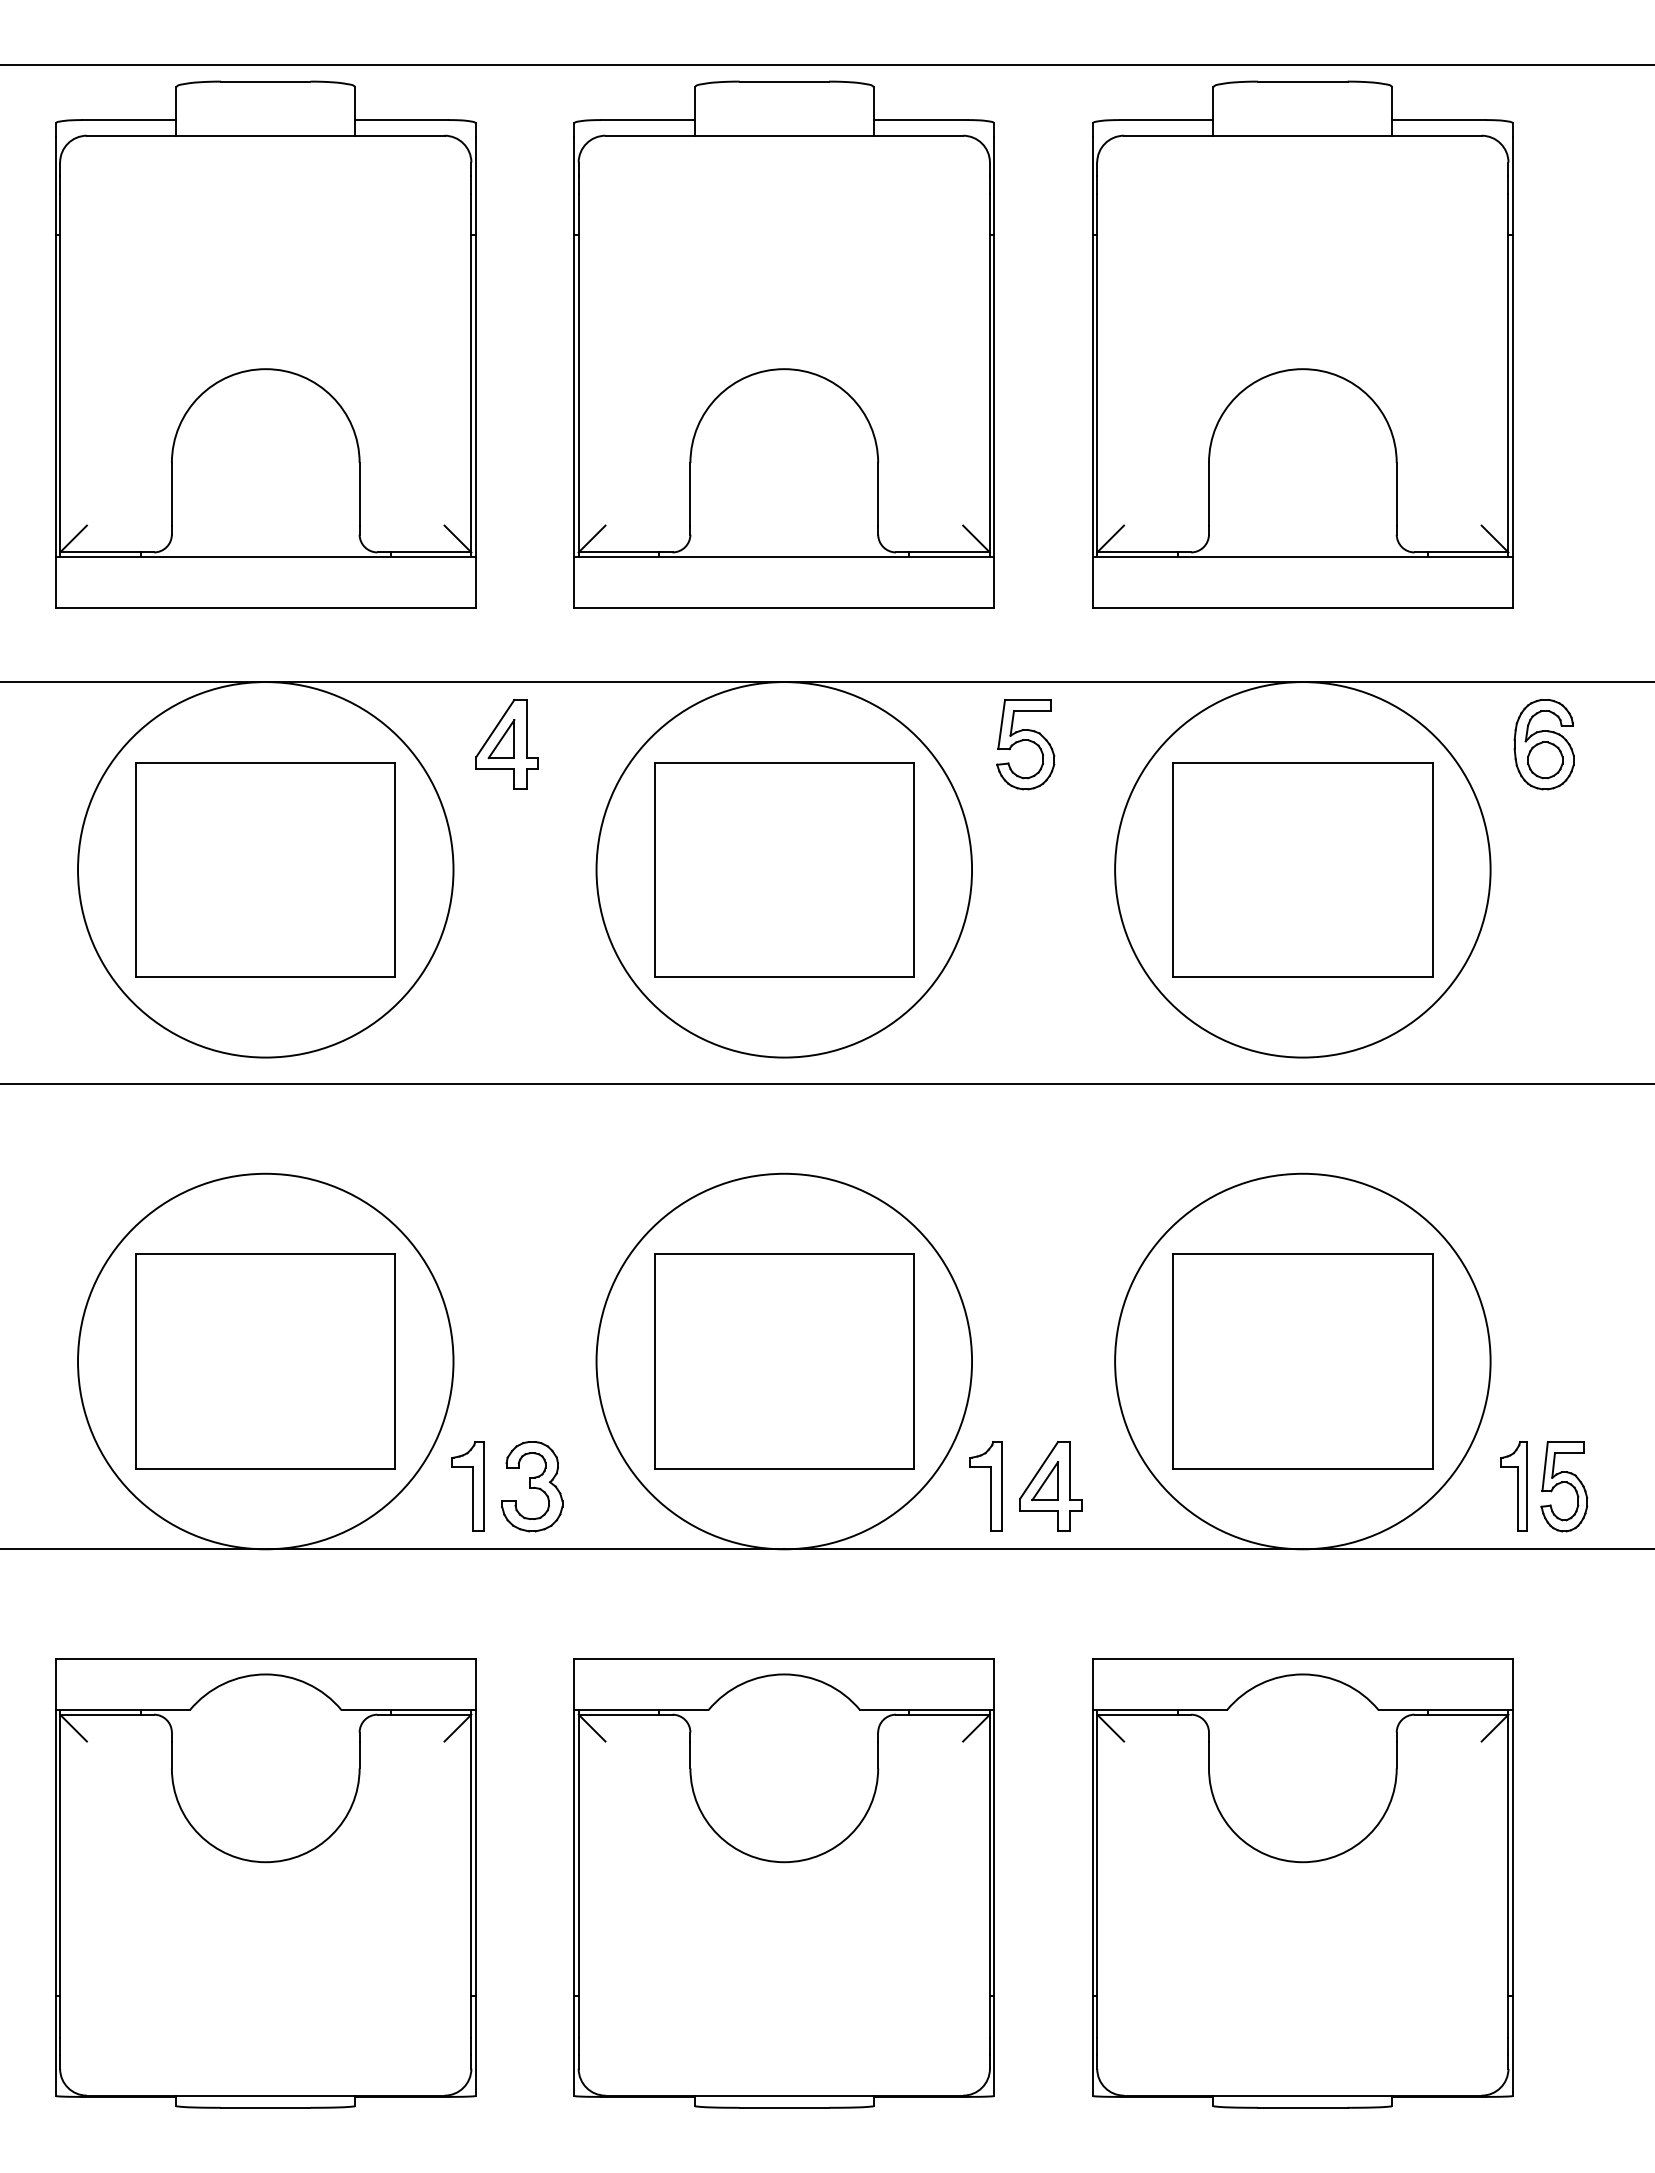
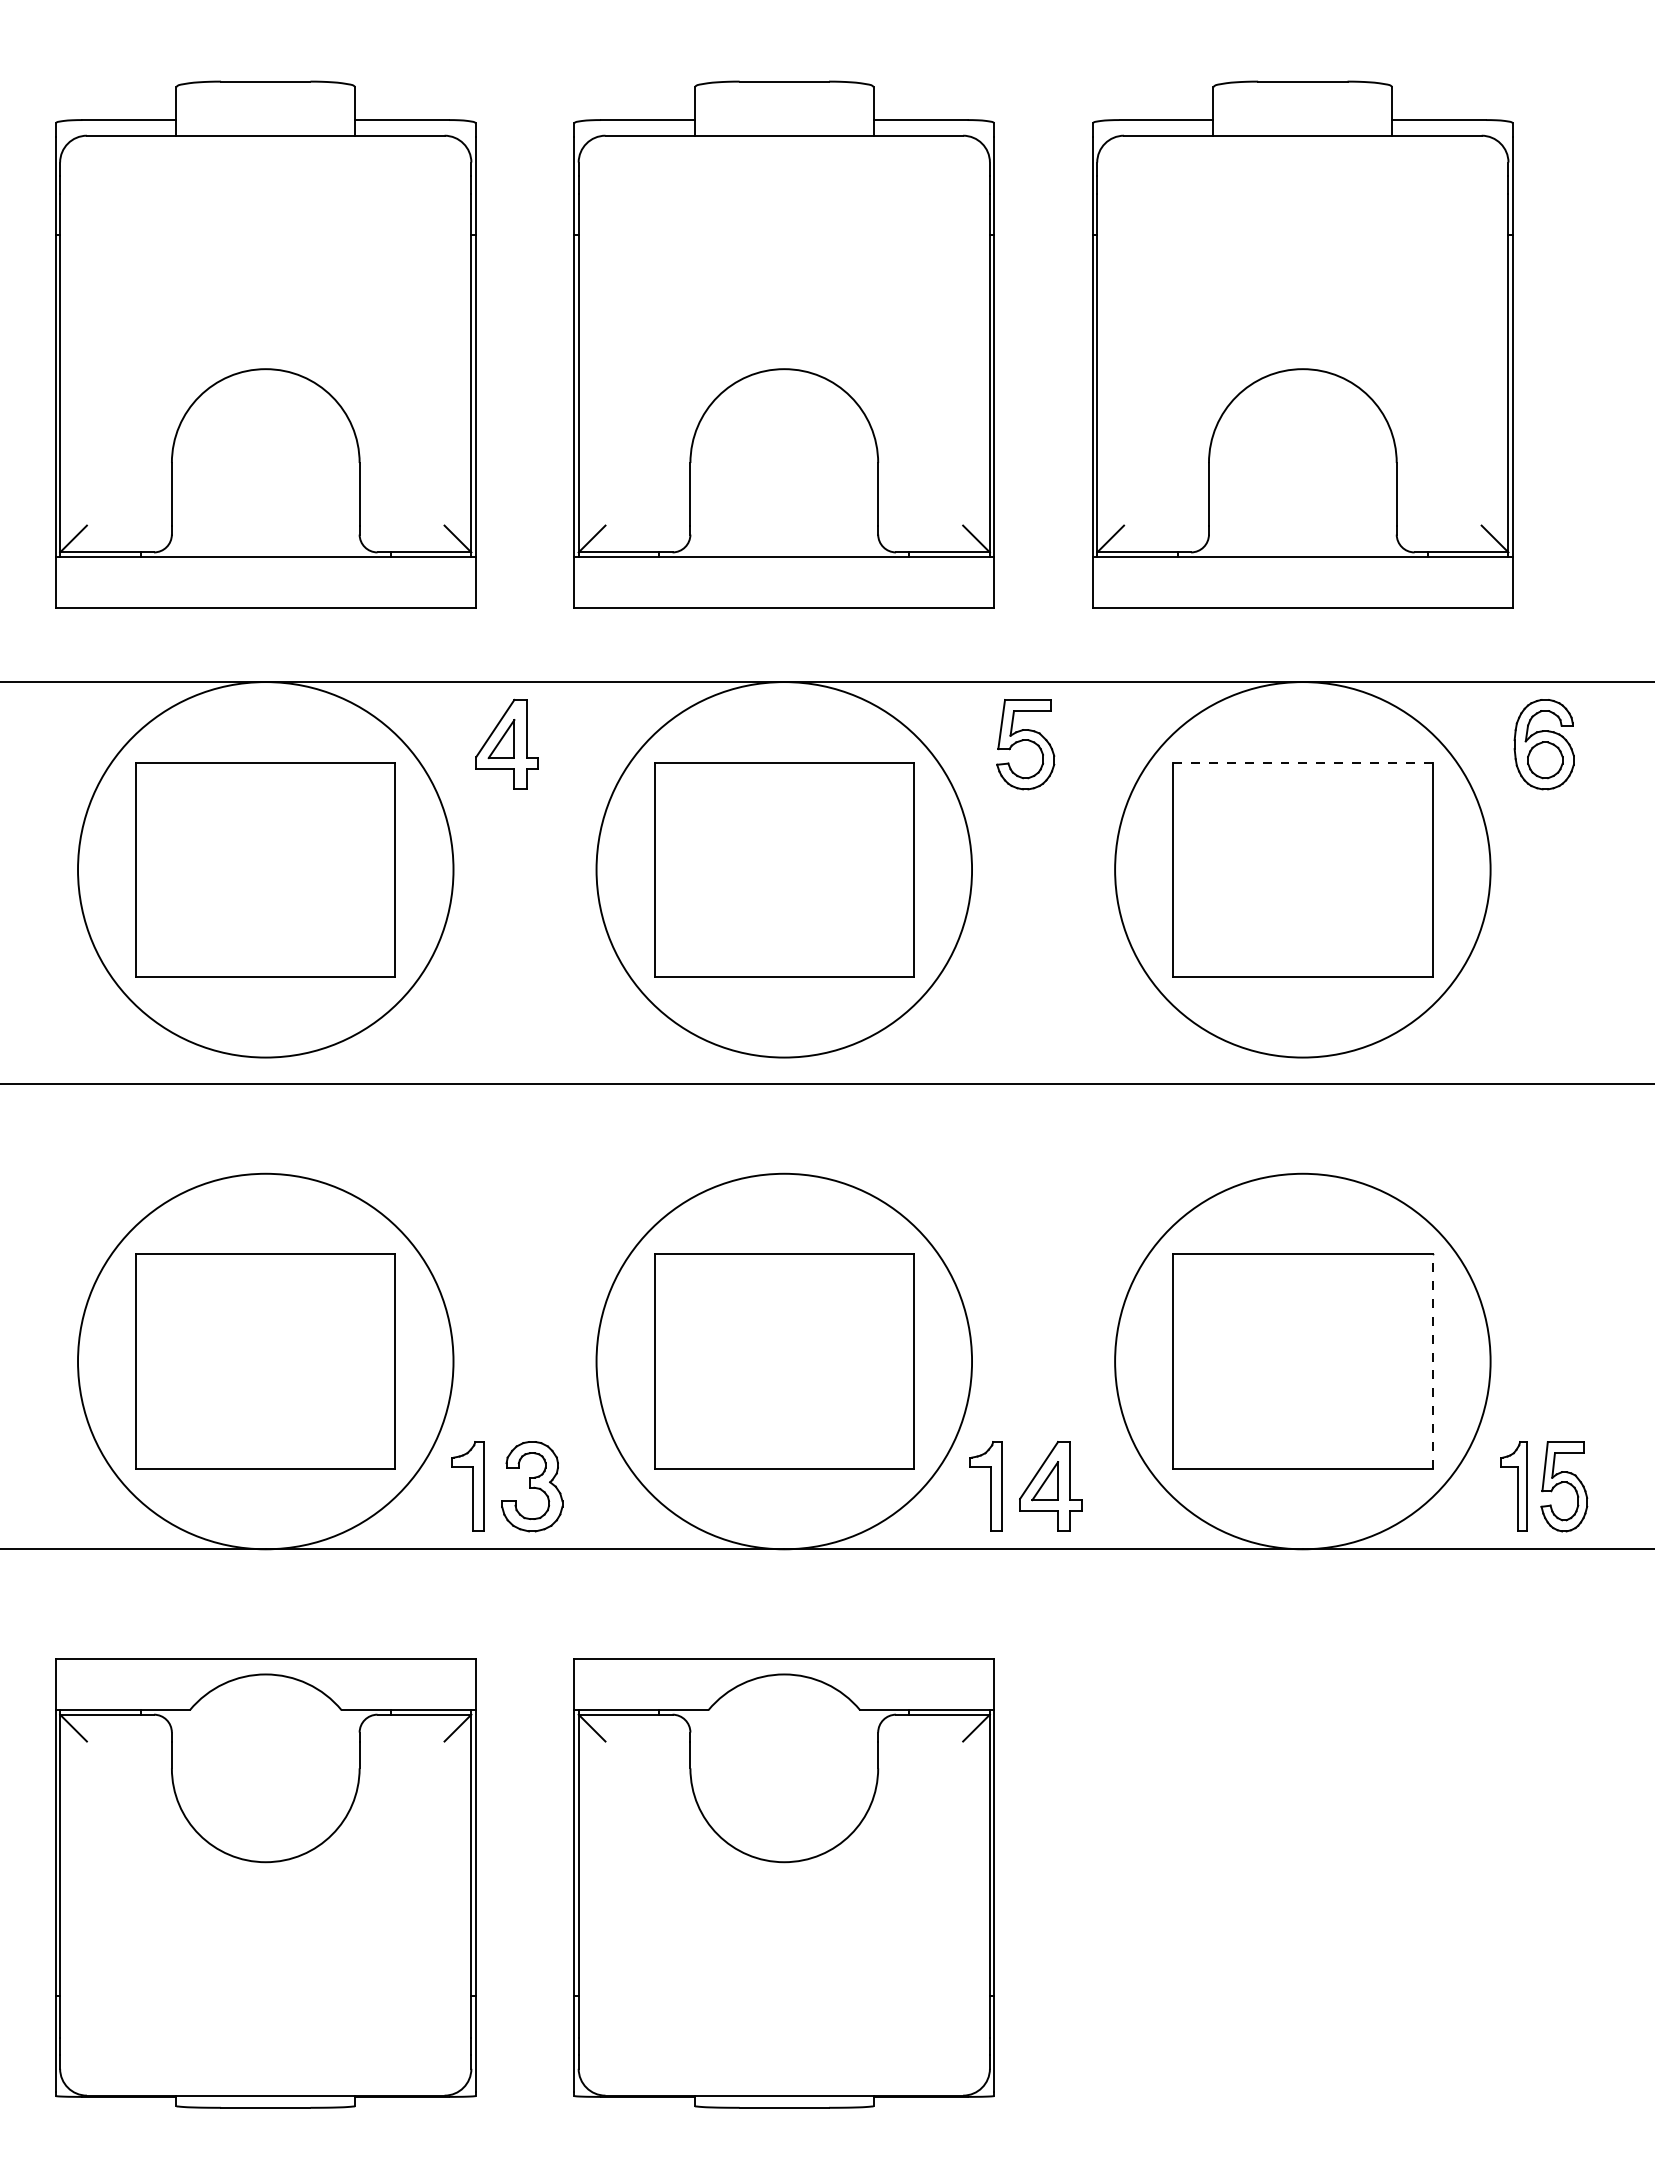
line: present -> none (826, 65)
line: solid -> dashed (1302, 762)
line: solid -> dashed (1432, 1361)
part: present -> none (1302, 1883)
